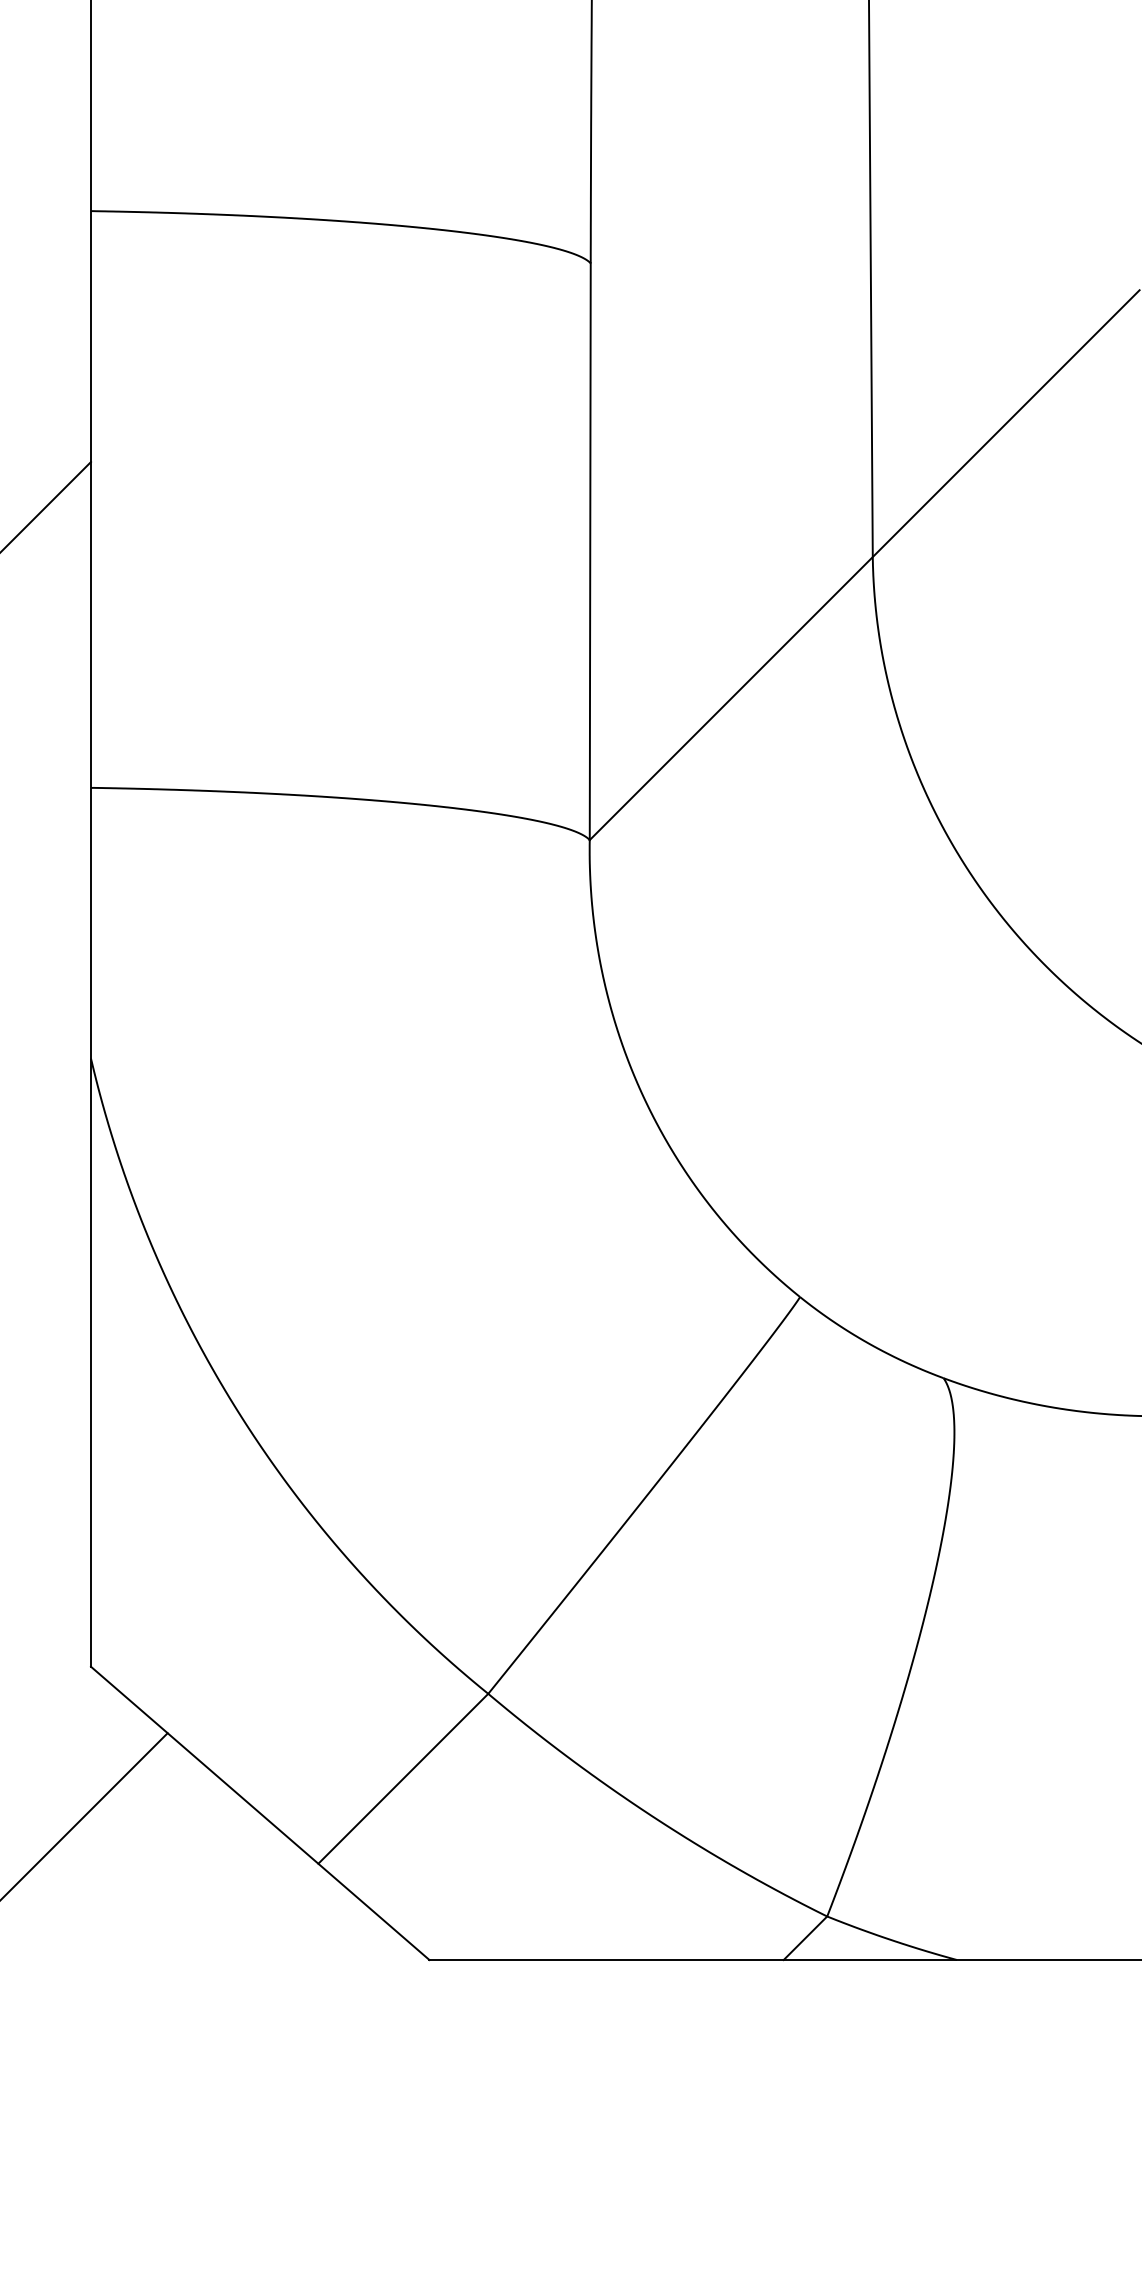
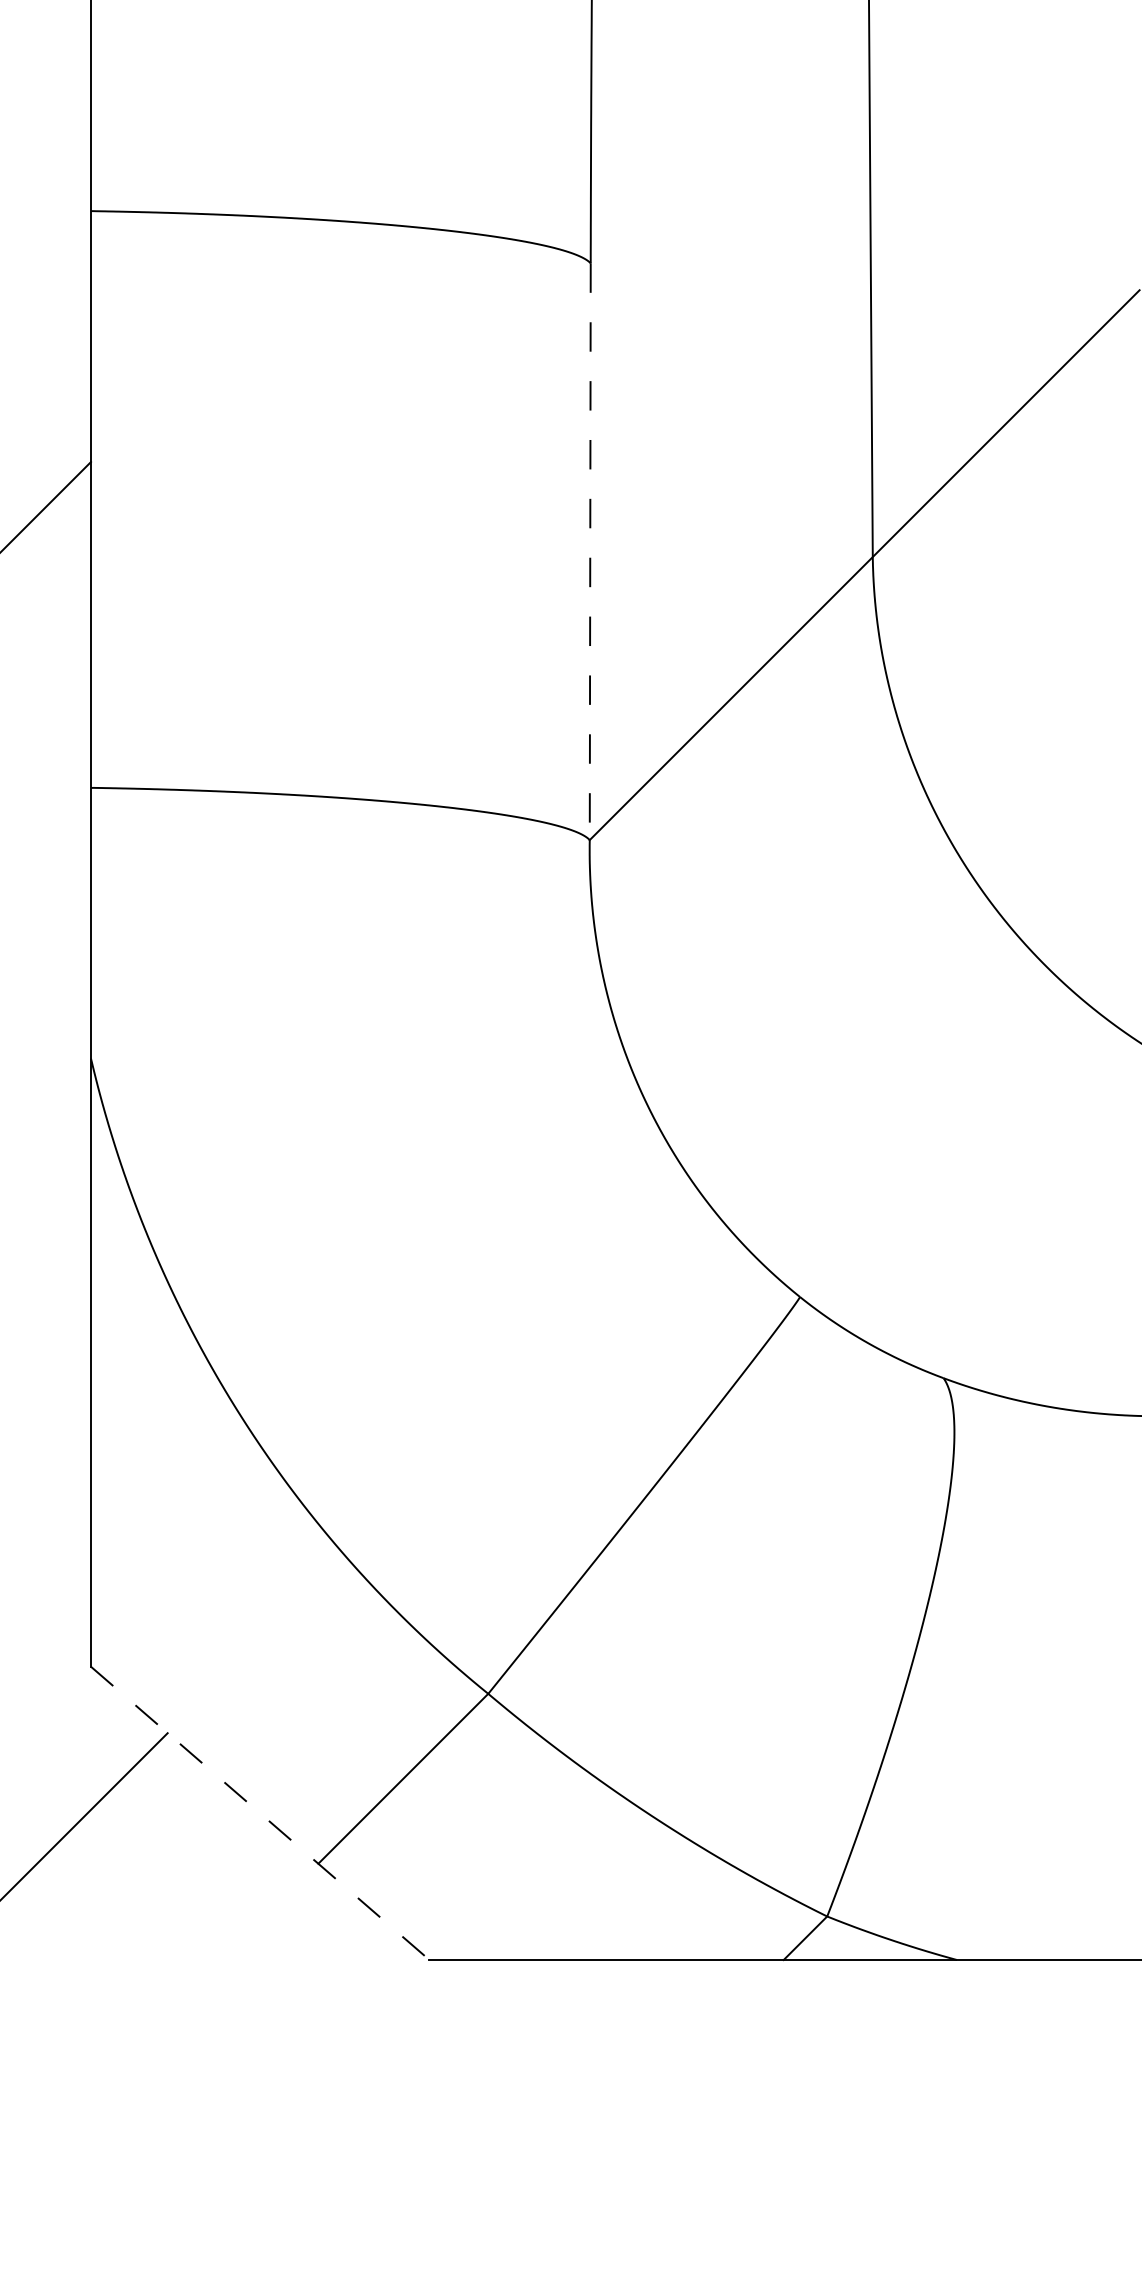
line: solid -> dashed (590, 552)
line: solid -> dashed (260, 1813)
